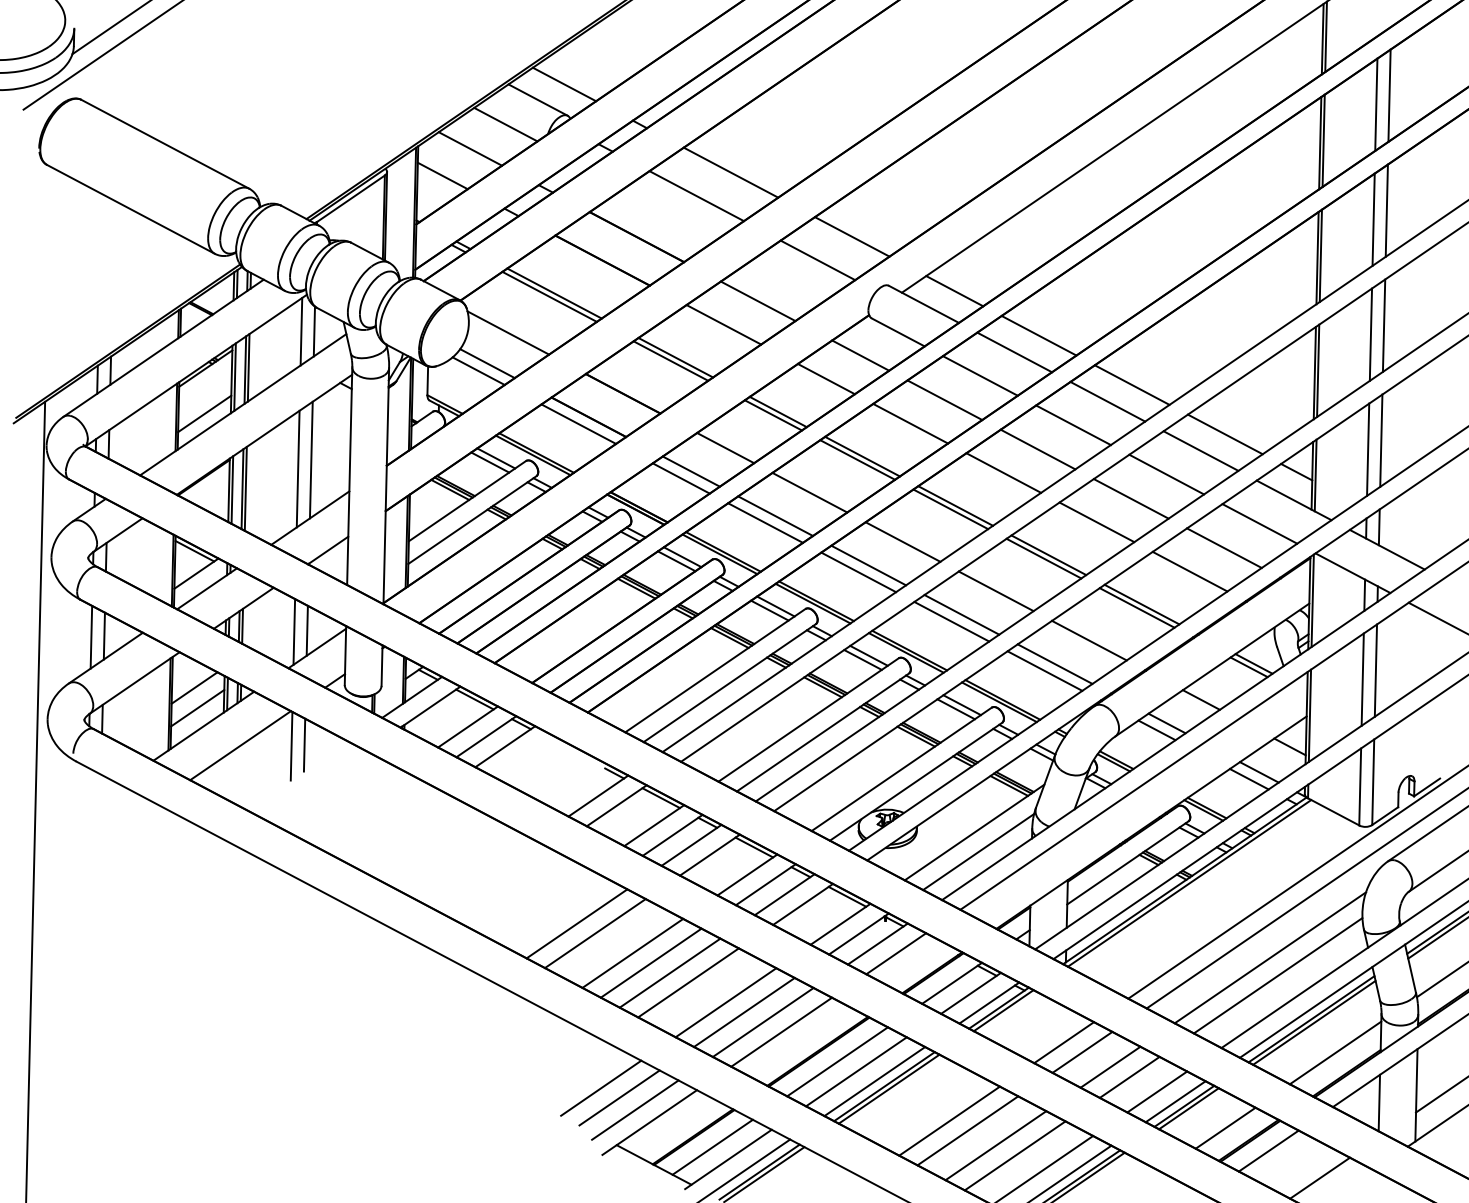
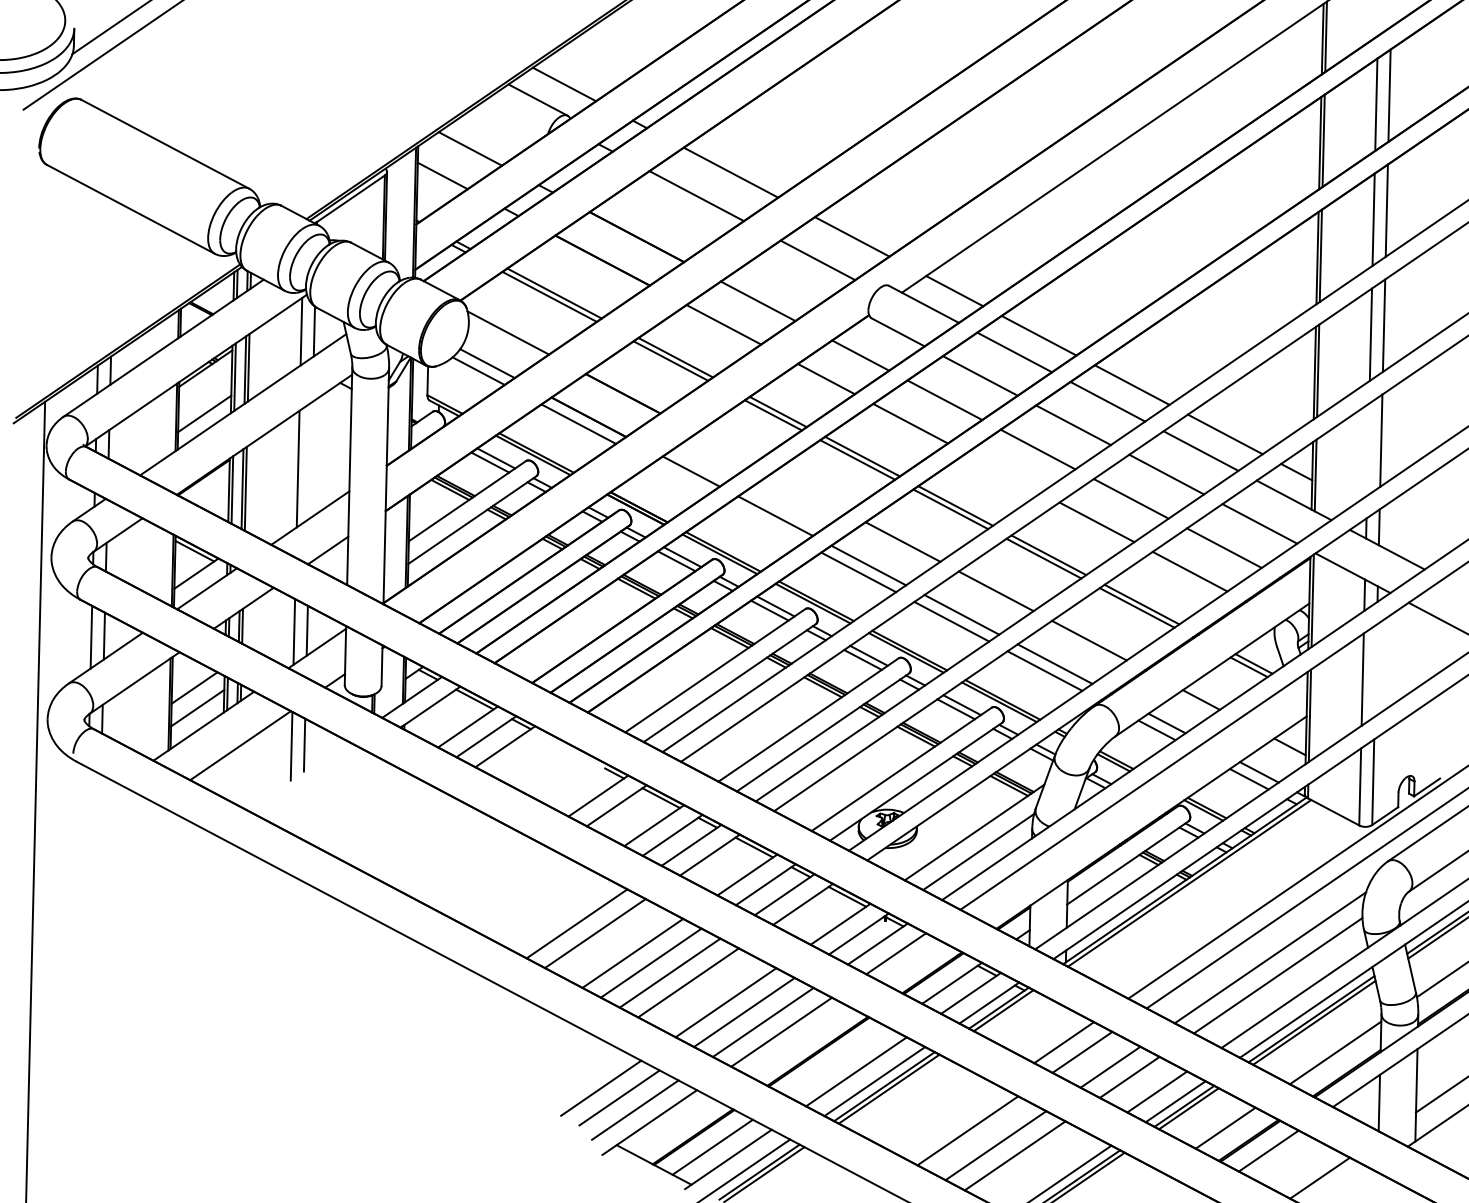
line: present -> none (505, 124)
line: present -> none (725, 448)
line: present -> none (1368, 449)
line: present -> none (310, 459)
line: present -> none (1003, 472)
line: present -> none (680, 478)
line: present -> none (809, 492)
line: present -> none (765, 522)
line: present -> none (1375, 670)
line: present -> none (837, 1061)
line: present -> none (949, 1120)
line: present -> none (1046, 1167)
